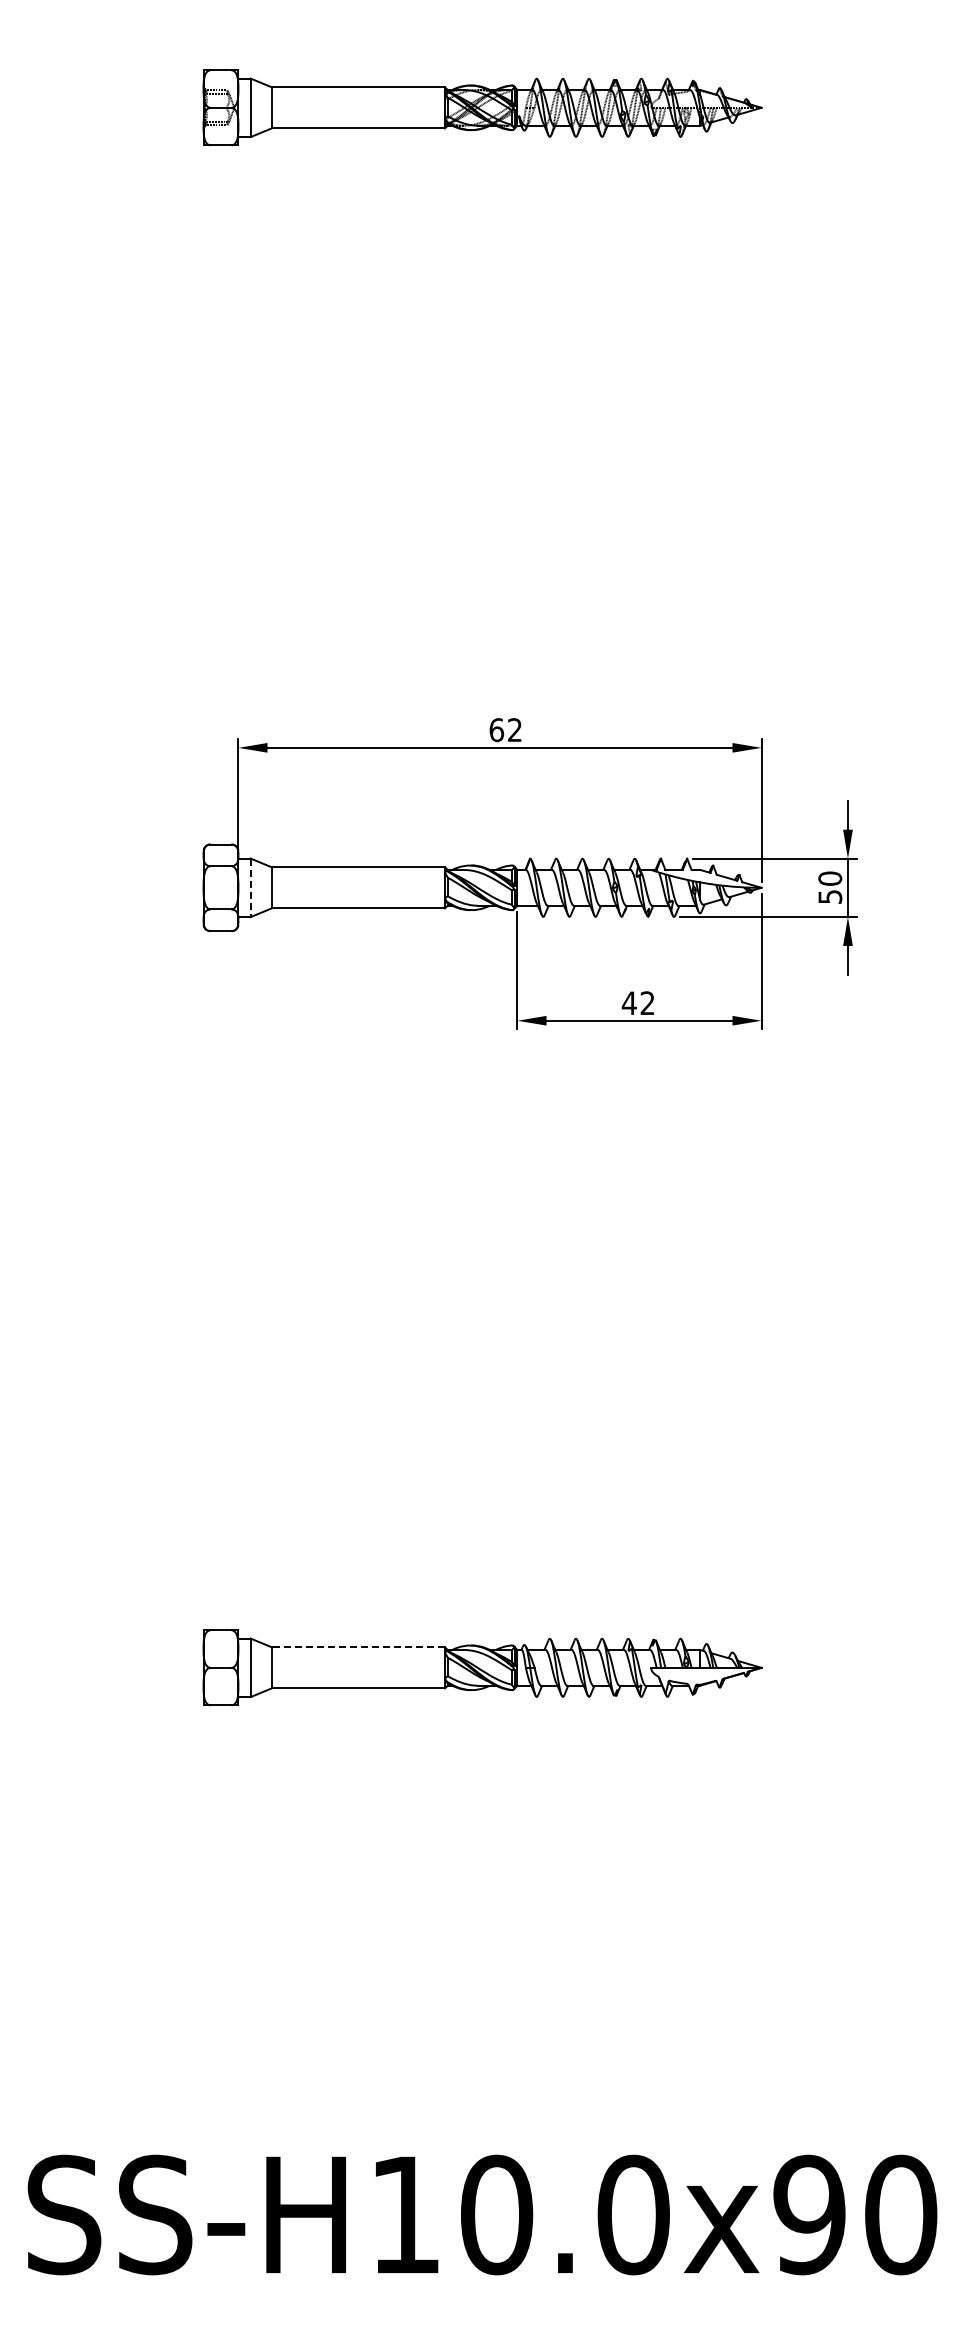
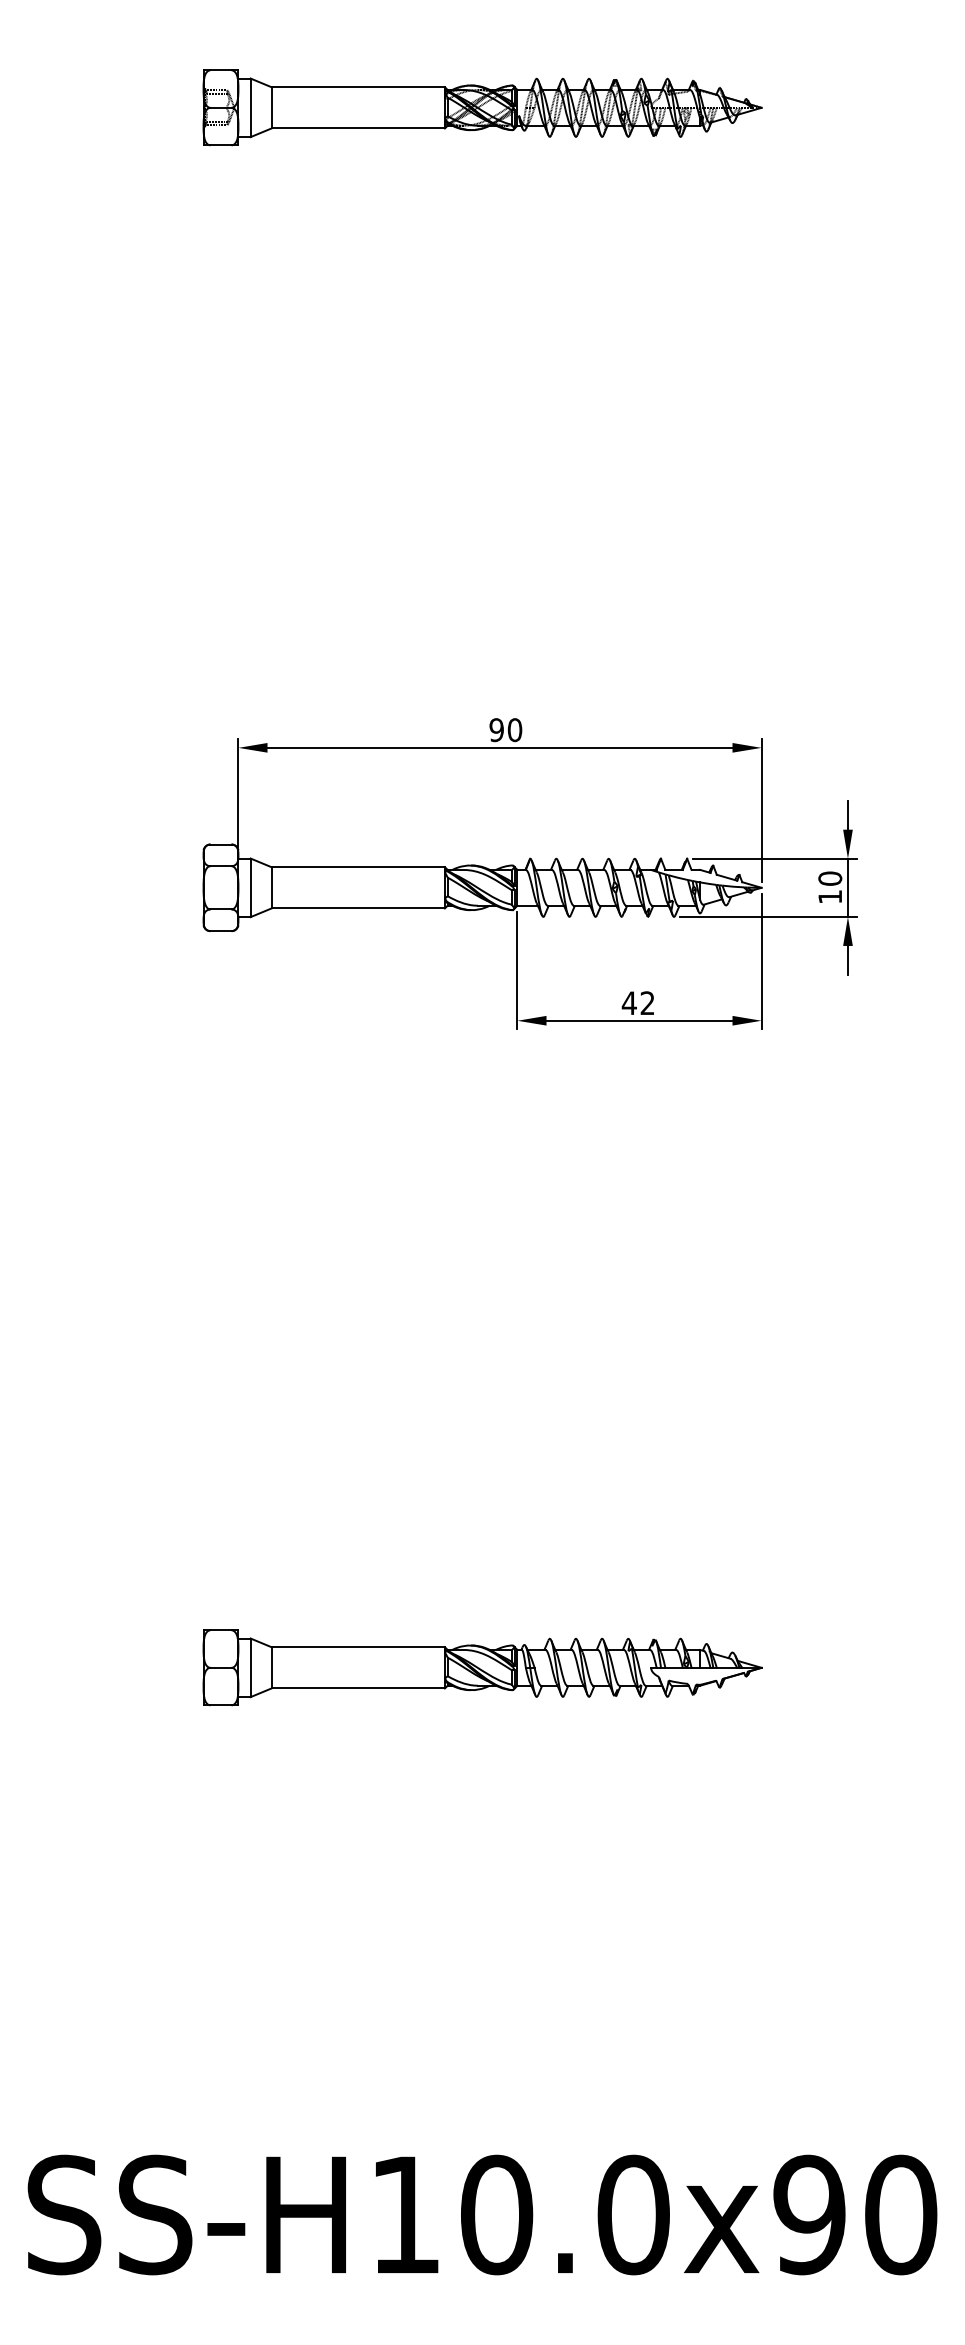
text: 62 -> 90 (505, 730)
line: dashed -> solid (250, 888)
text: 50 -> 10 (830, 896)
line: dashed -> solid (358, 1647)
